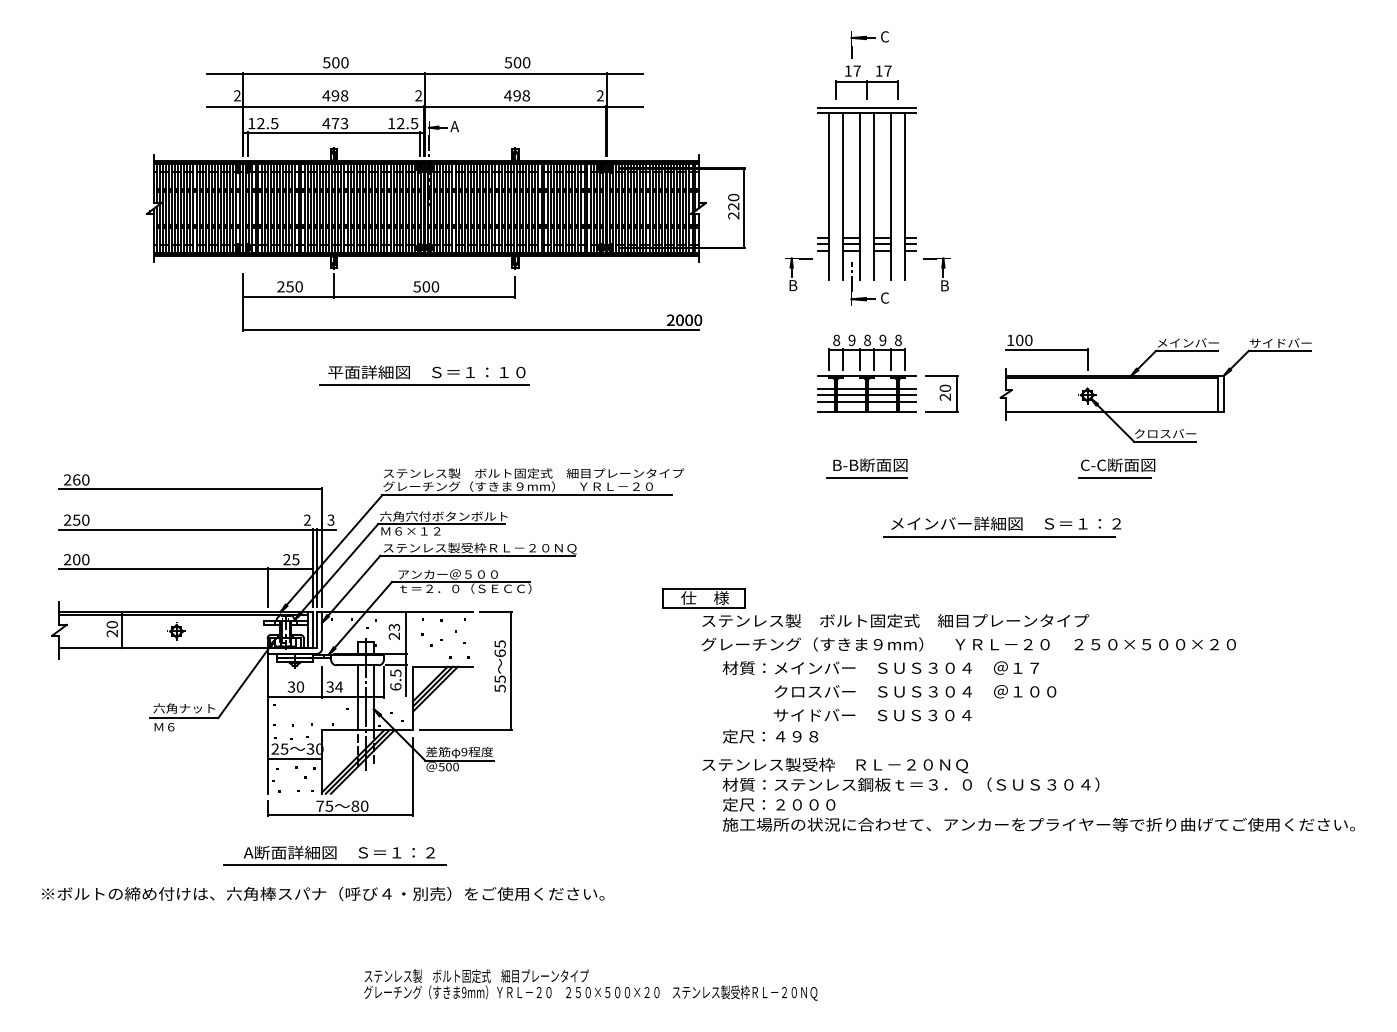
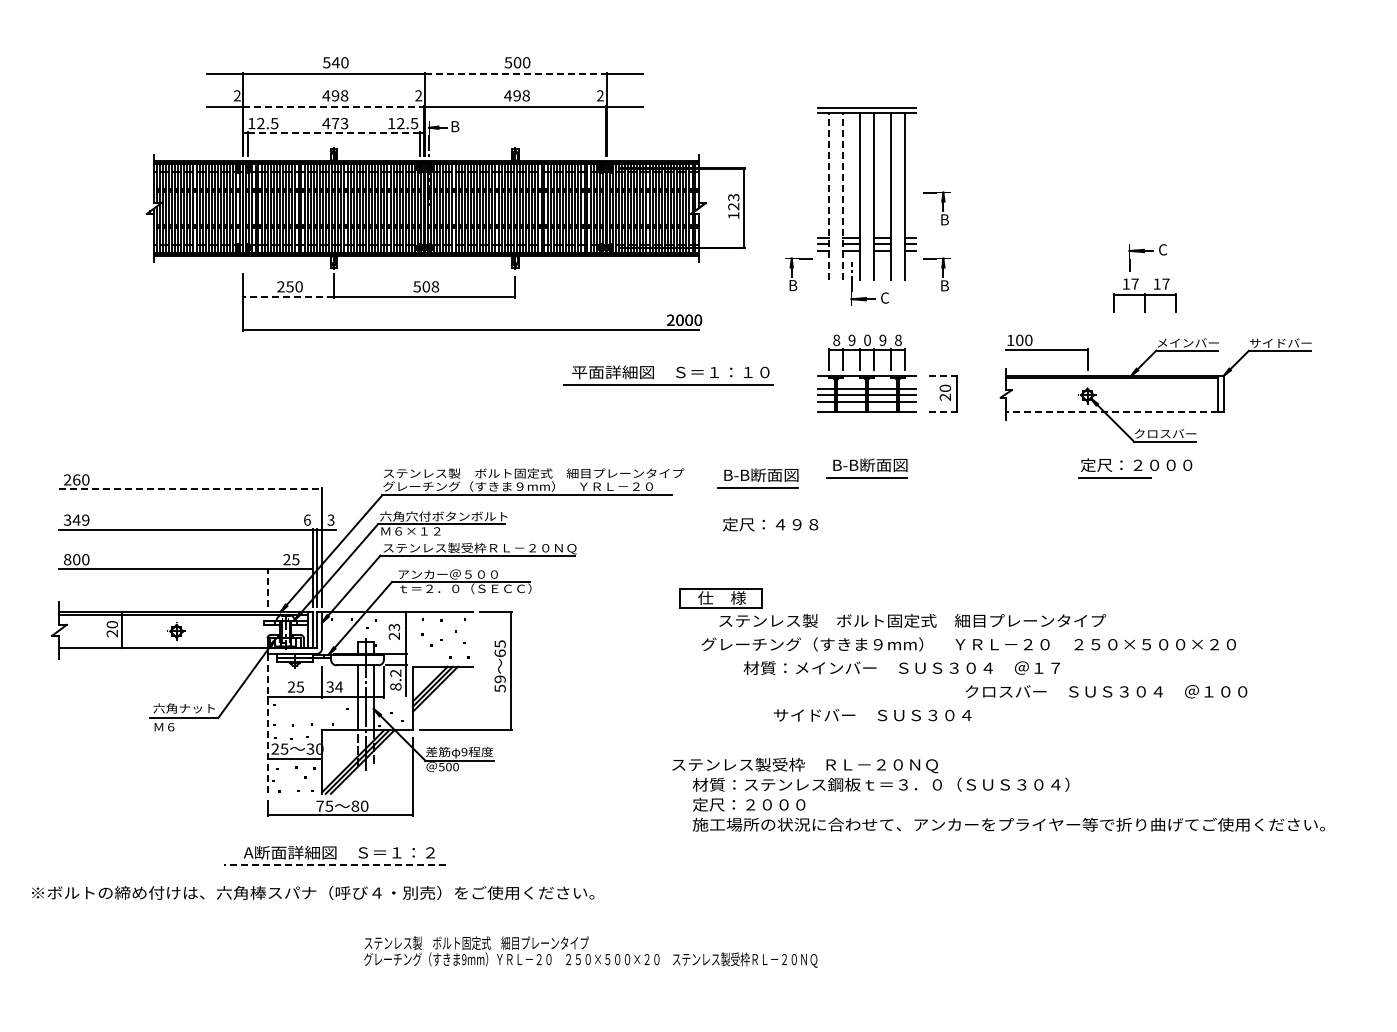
text: 500 -> 540 (335, 62)
part position: (866, 65) -> (1144, 278) (1144, 278)
line: solid -> dashed (515, 74)
line: solid -> dashed (334, 107)
text: A -> B (454, 126)
line: solid -> dashed (333, 133)
line: solid -> dashed (828, 196)
line: solid -> dashed (843, 196)
text: 220 -> 123 (733, 206)
part: none -> present (936, 208)
text: 500 -> 508 (435, 286)
line: solid -> dashed (287, 296)
text: 8 -> 0 (867, 340)
part position: (432, 375) -> (676, 375) (676, 375)
line: solid -> dashed (941, 375)
line: solid -> dashed (941, 412)
line: solid -> dashed (1111, 412)
text: C-C断面図 -> 定尺：２０００ (1136, 465)
part: none -> present (757, 478)
line: solid -> dashed (191, 489)
text: 250 -> 349 (76, 519)
text: 2 -> 6 (307, 519)
part: present -> none (1002, 527)
text: 200 -> 800 (67, 559)
line: solid -> dashed (267, 587)
part position: (875, 614) -> (892, 614) (892, 614)
text position: (880, 667) -> (901, 667) (901, 667)
text: 6.5 -> 8.2 (395, 679)
text: 55 -> 59 (499, 679)
text: 30 -> 25 (295, 686)
text position: (915, 691) -> (1106, 691) (1106, 691)
line: solid -> dashed (267, 723)
text position: (770, 736) -> (770, 524) (770, 524)
text position: (1028, 794) -> (998, 794) (998, 794)
line: solid -> dashed (335, 865)
text position: (323, 893) -> (313, 892) (313, 892)
text position: (590, 984) -> (590, 951) (590, 951)
